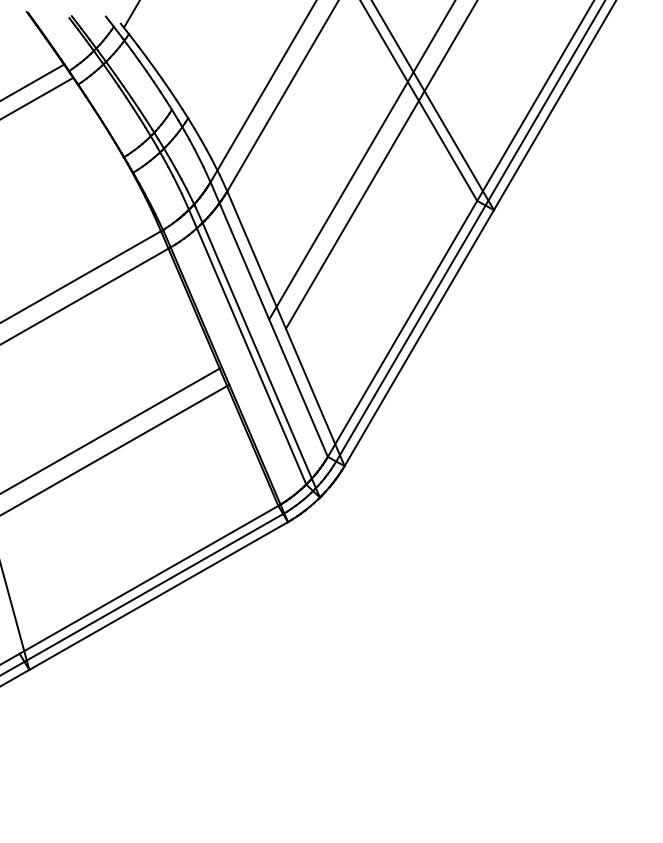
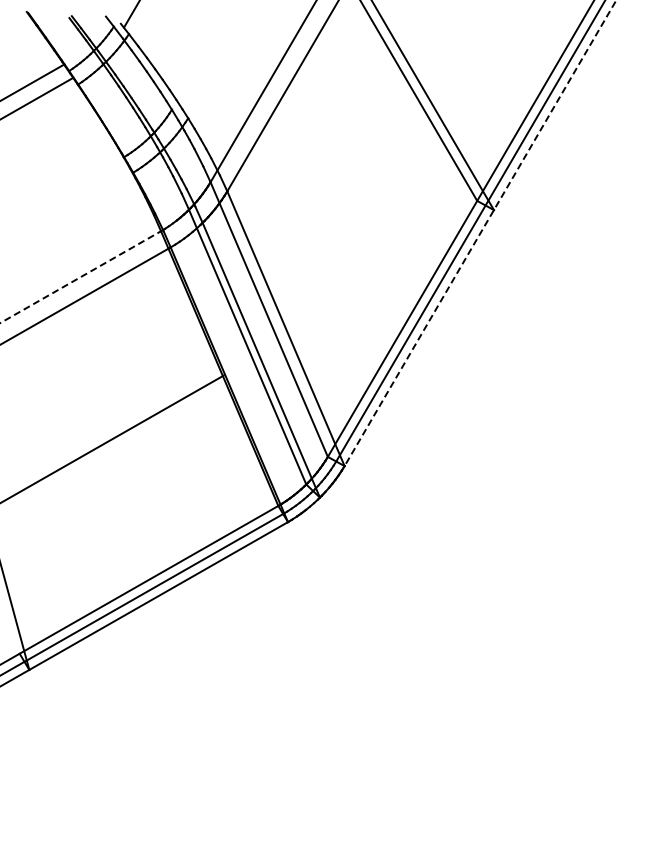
line: present -> none (361, 160)
line: present -> none (380, 165)
line: solid -> dashed (480, 233)
line: solid -> dashed (81, 276)
line position: (110, 430) -> (112, 438) (112, 438)
line: present -> none (115, 449)
